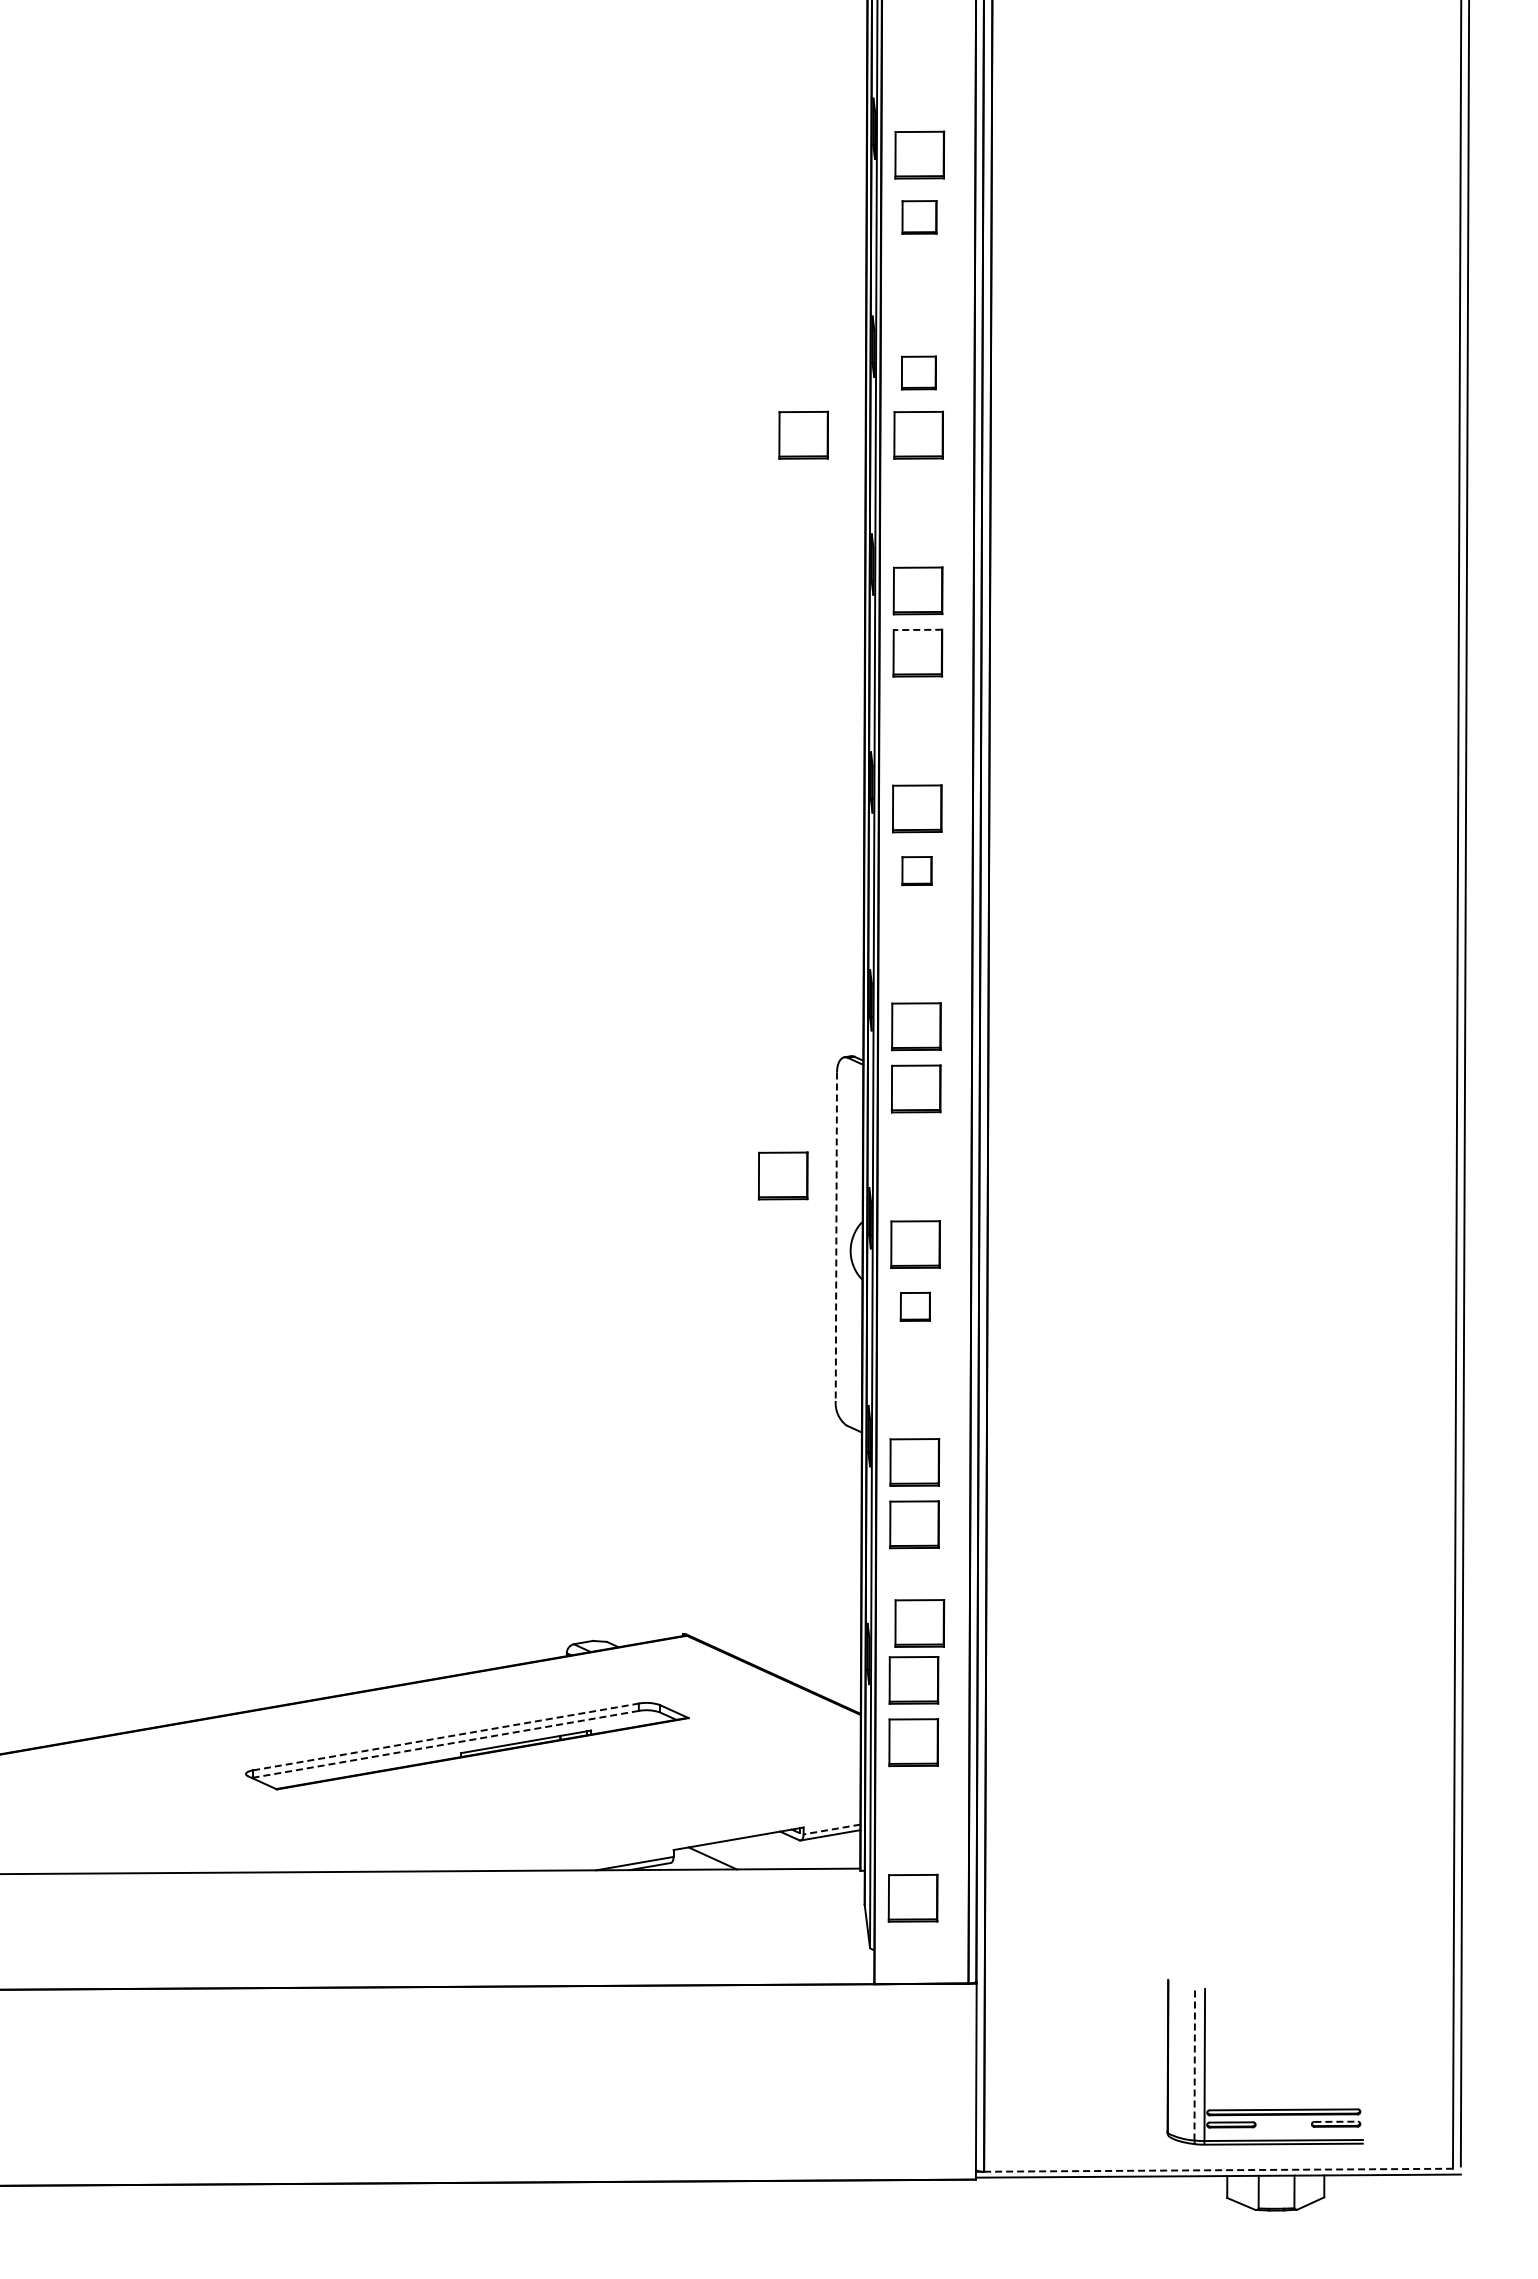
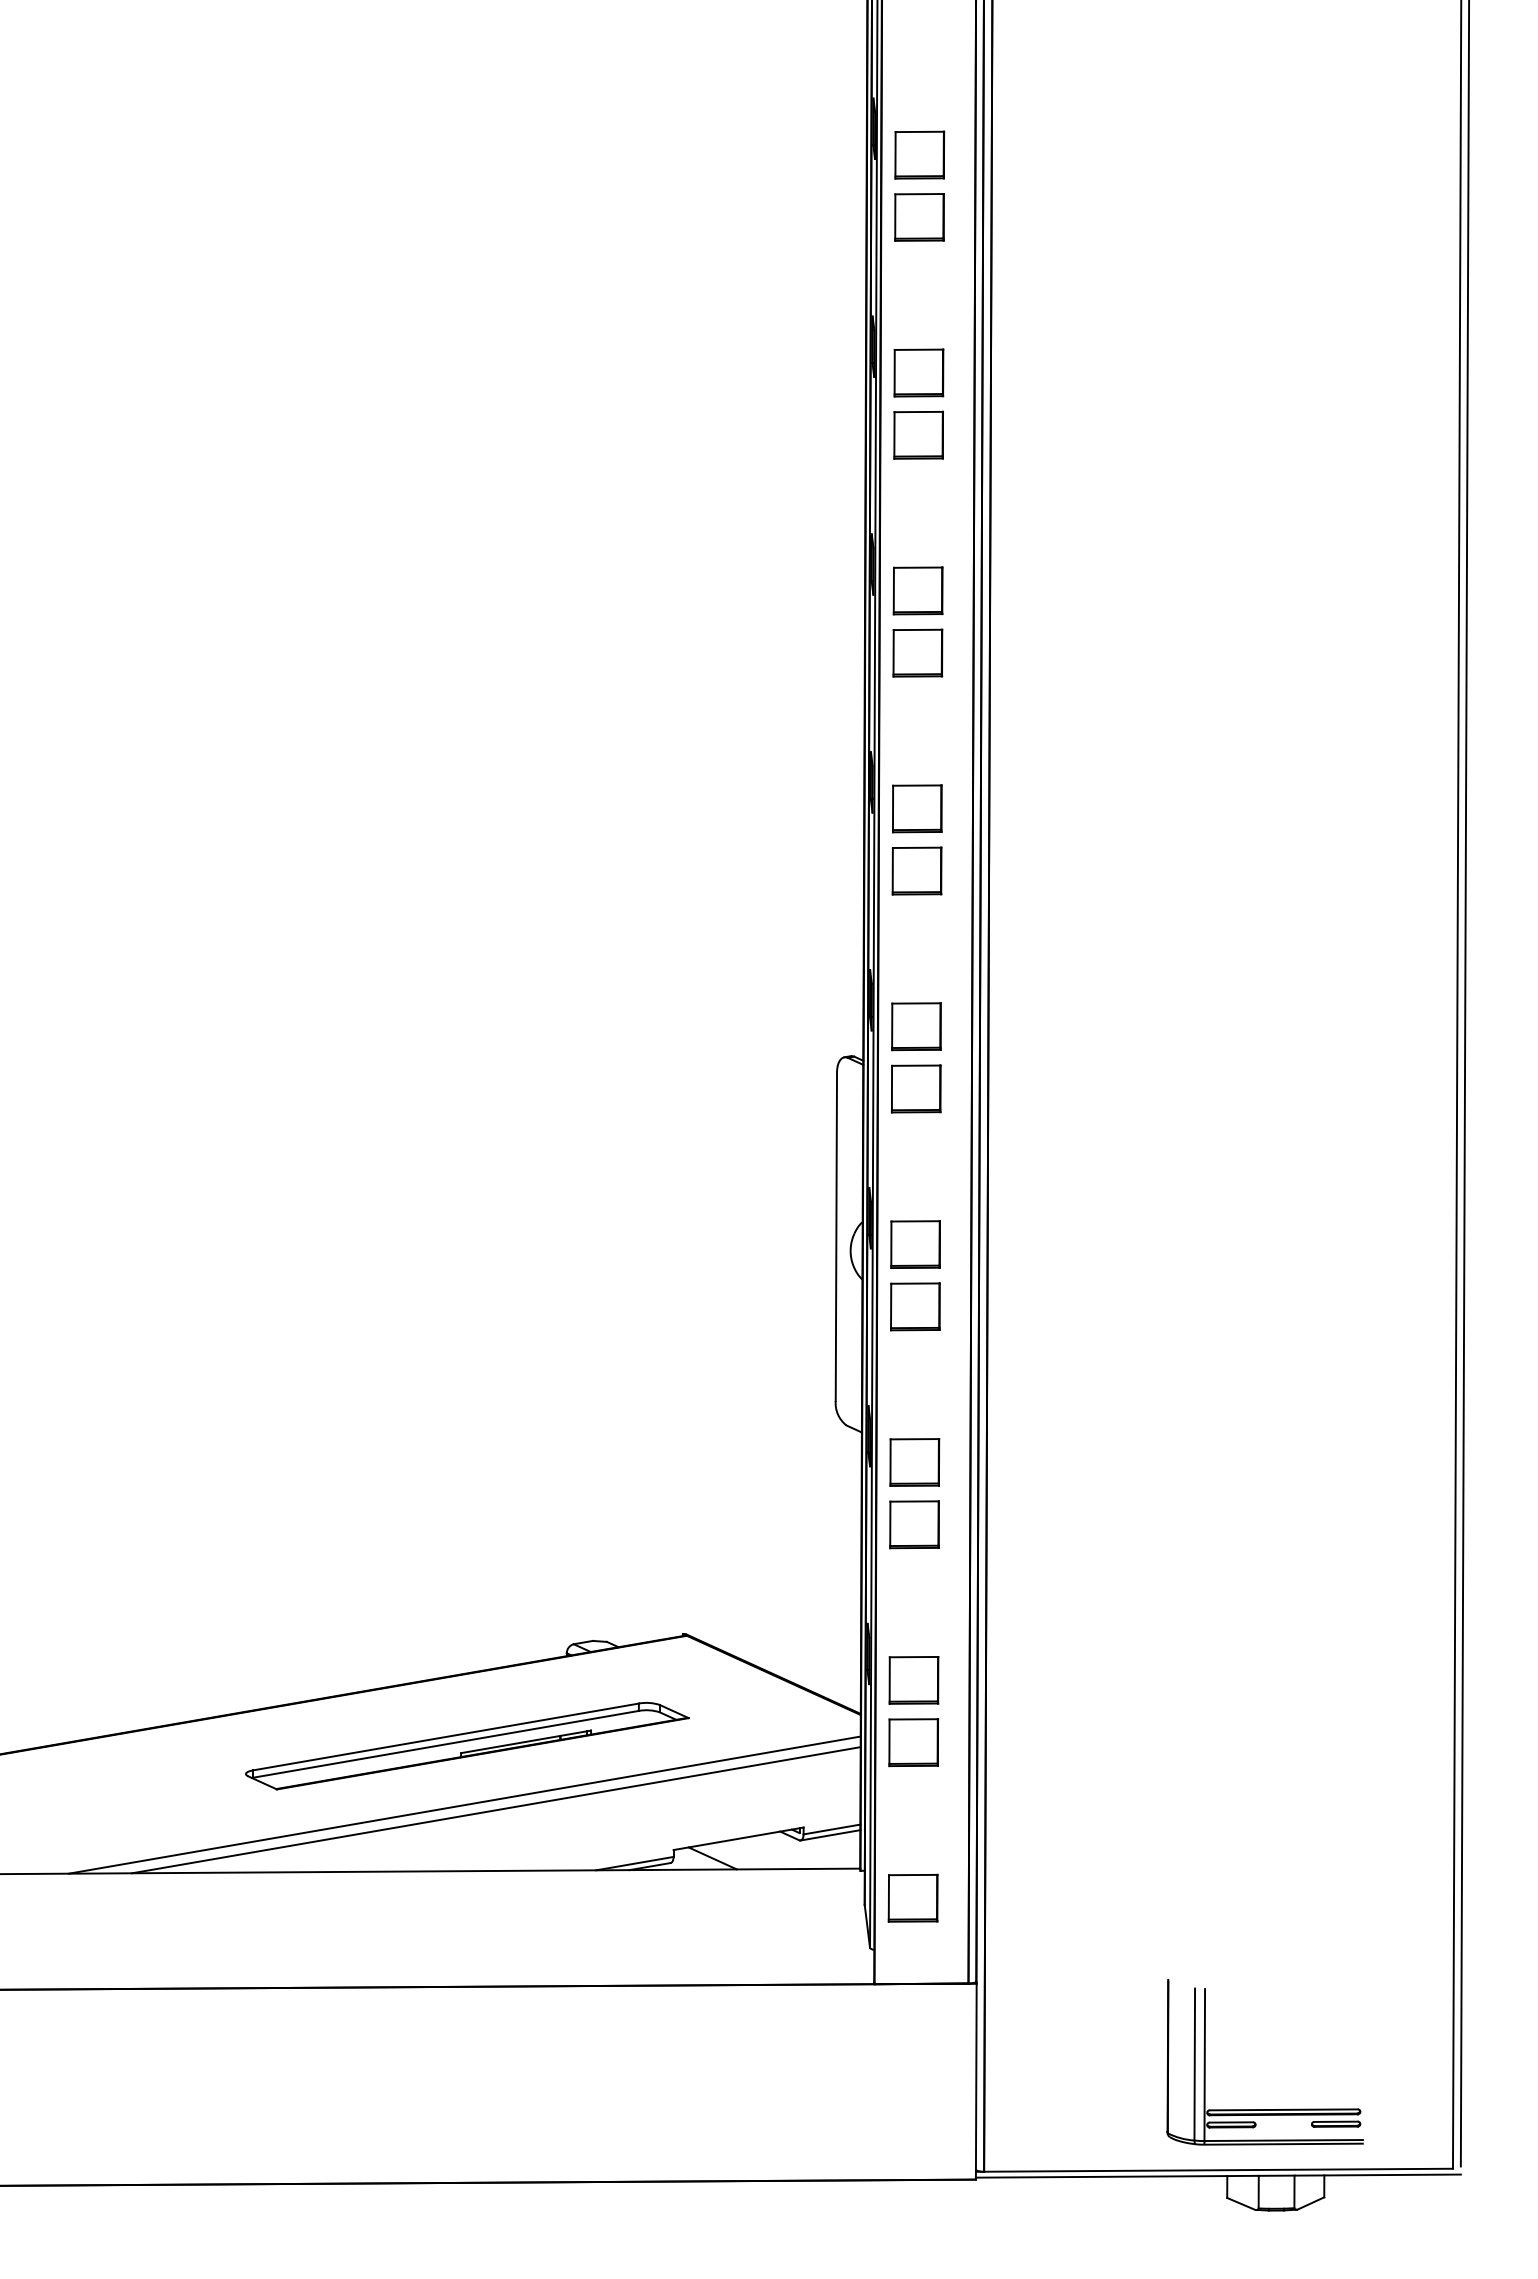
part size: 37x35 px -> 51x49 px (919, 217)
part size: 36x36 px -> 52x50 px (918, 372)
part: present -> none (803, 434)
line: dashed -> solid (917, 629)
part size: 32x31 px -> 52x50 px (916, 870)
part: present -> none (783, 1175)
line: dashed -> solid (836, 1237)
part size: 32x31 px -> 51x50 px (915, 1306)
part: present -> none (919, 1623)
line: dashed -> solid (446, 1736)
line: dashed -> solid (446, 1744)
line: none -> present (464, 1804)
line: none -> present (496, 1810)
line: dashed -> solid (832, 1829)
line: dashed -> solid (1194, 2064)
line: dashed -> solid (1336, 2121)
line: dashed -> solid (1219, 2170)
